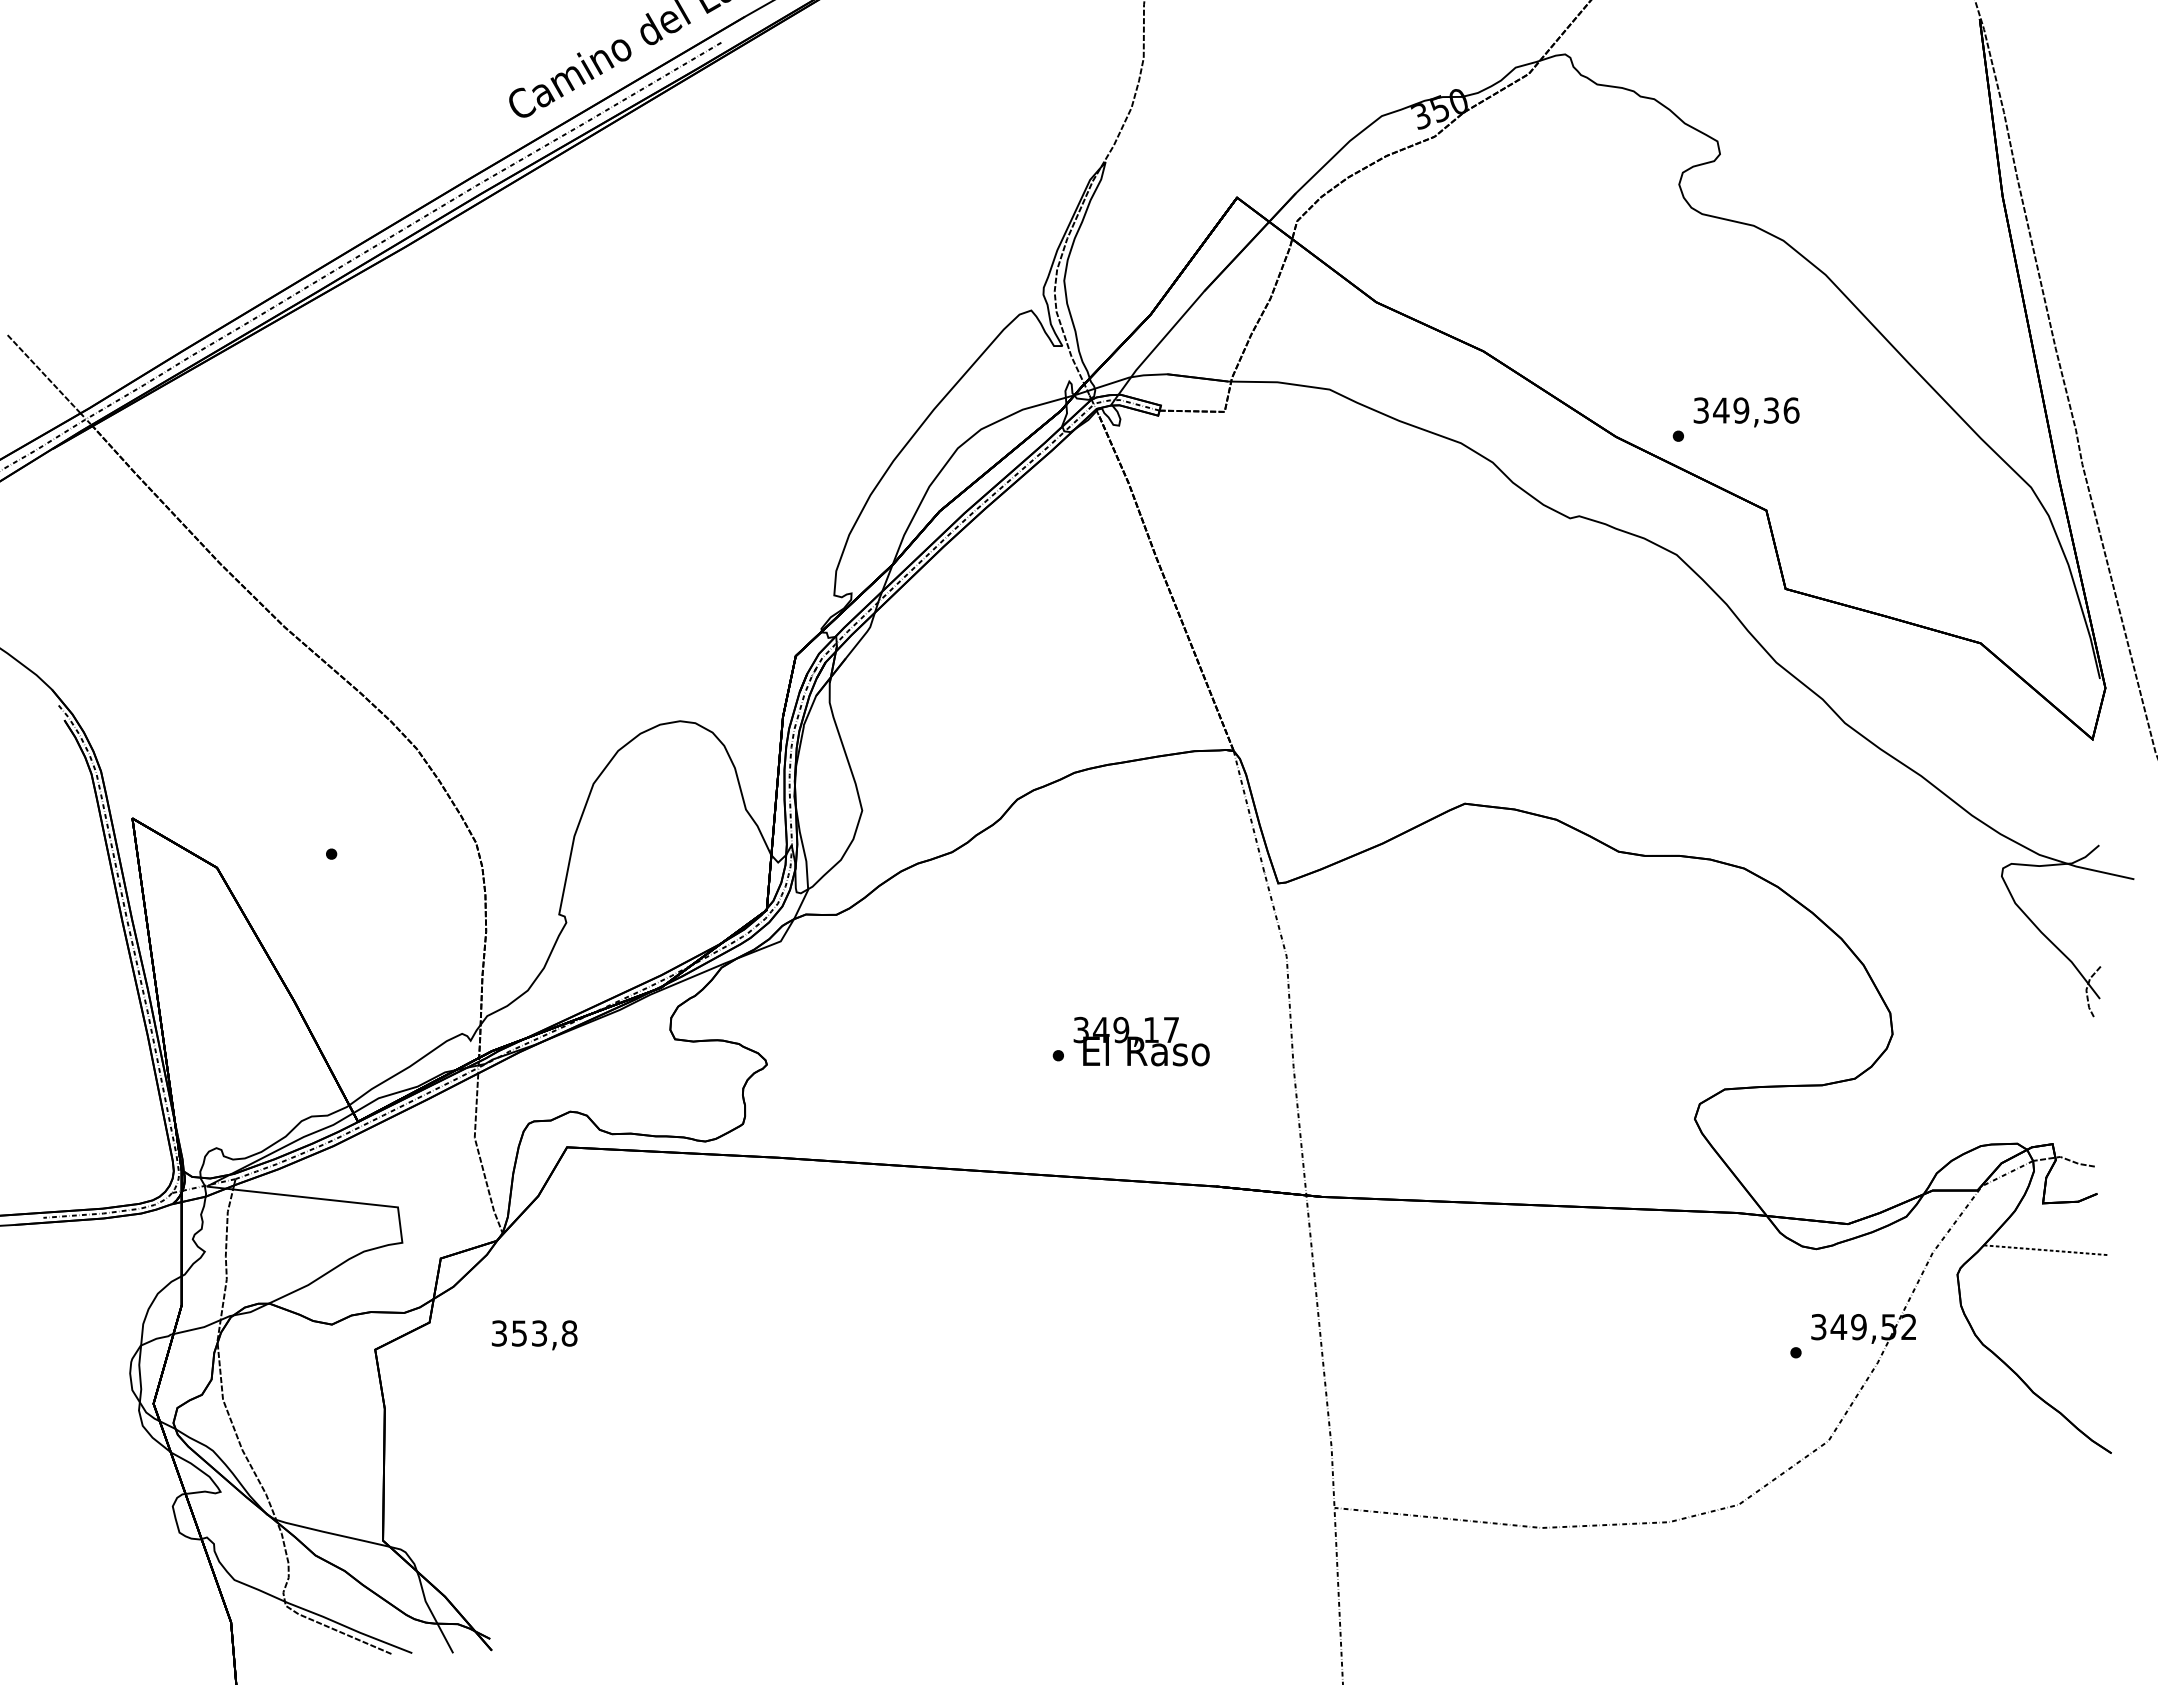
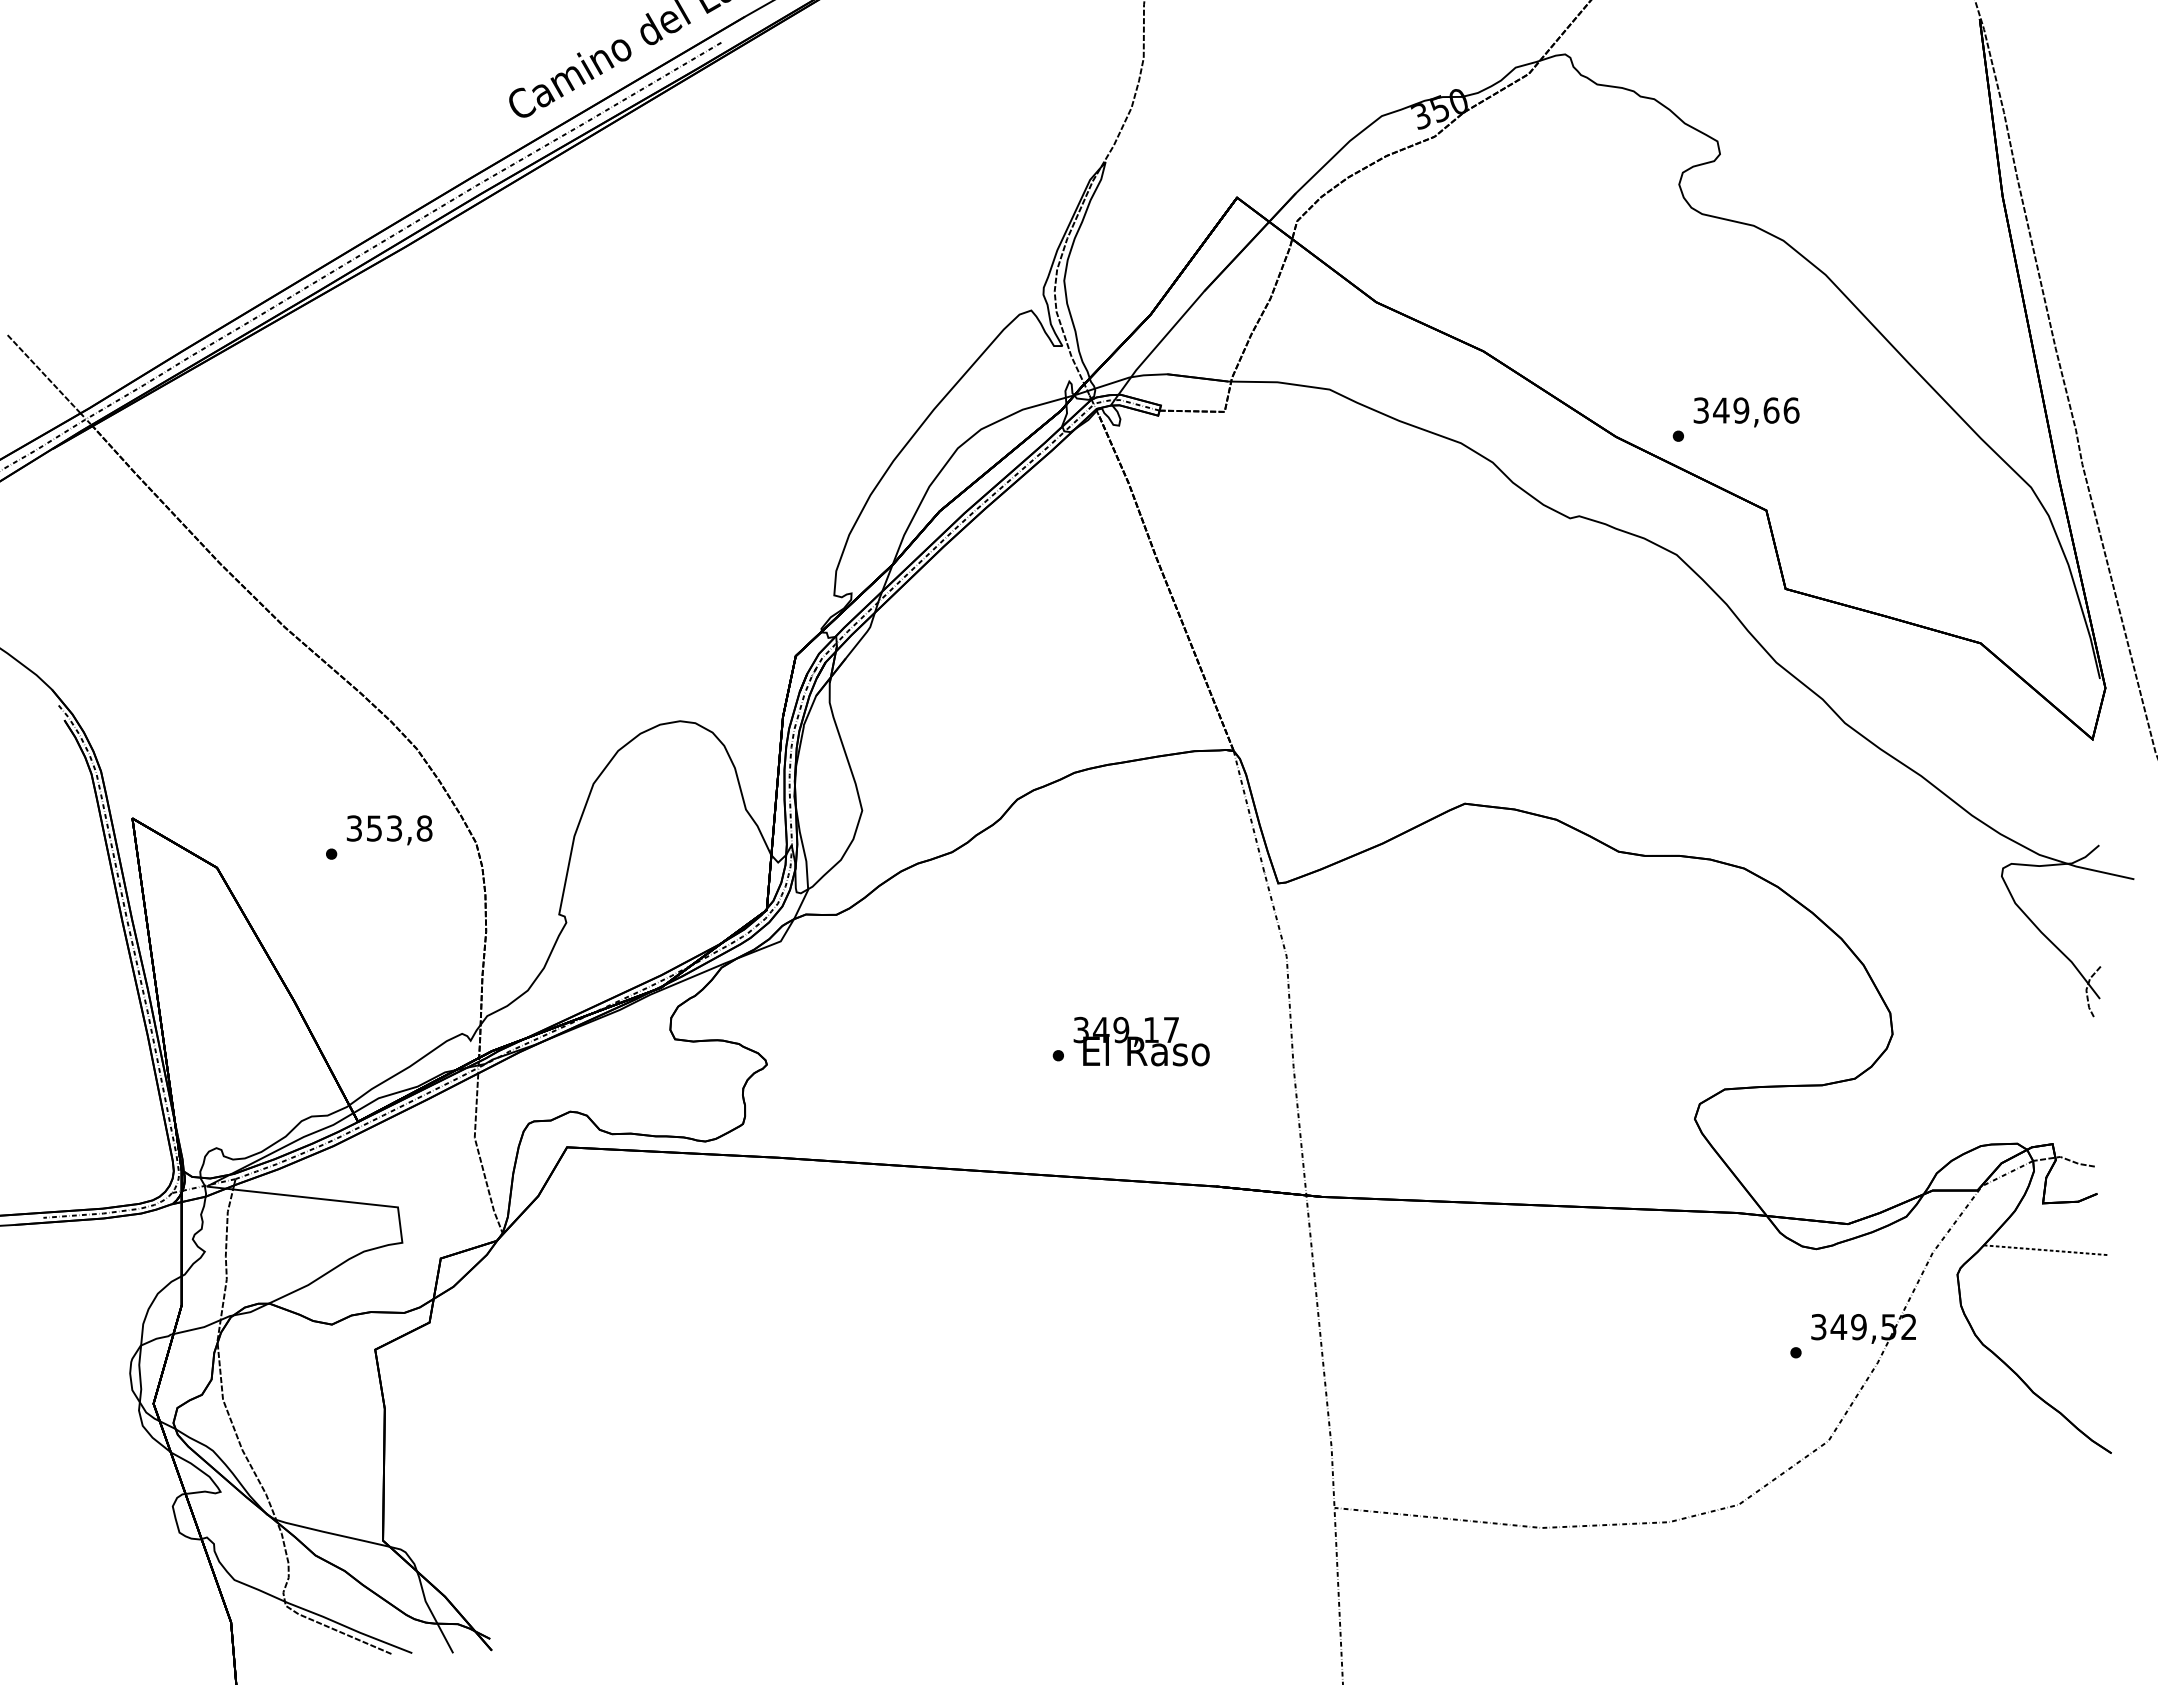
text: 349,36 -> 349,66 (1771, 410)
text position: (534, 1335) -> (389, 830) (389, 830)
